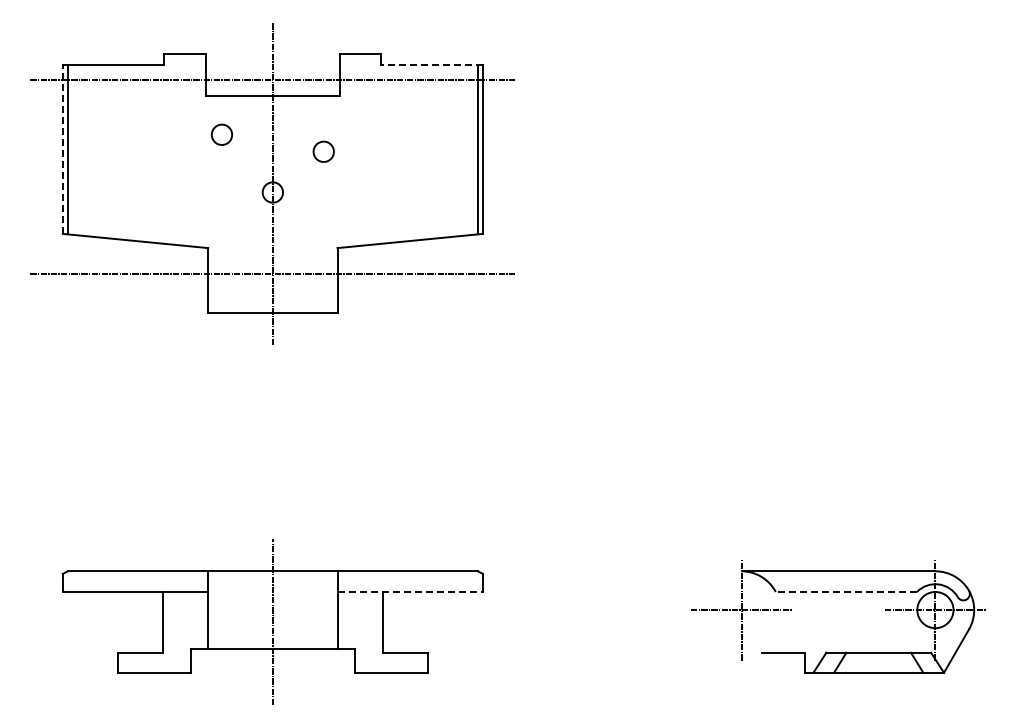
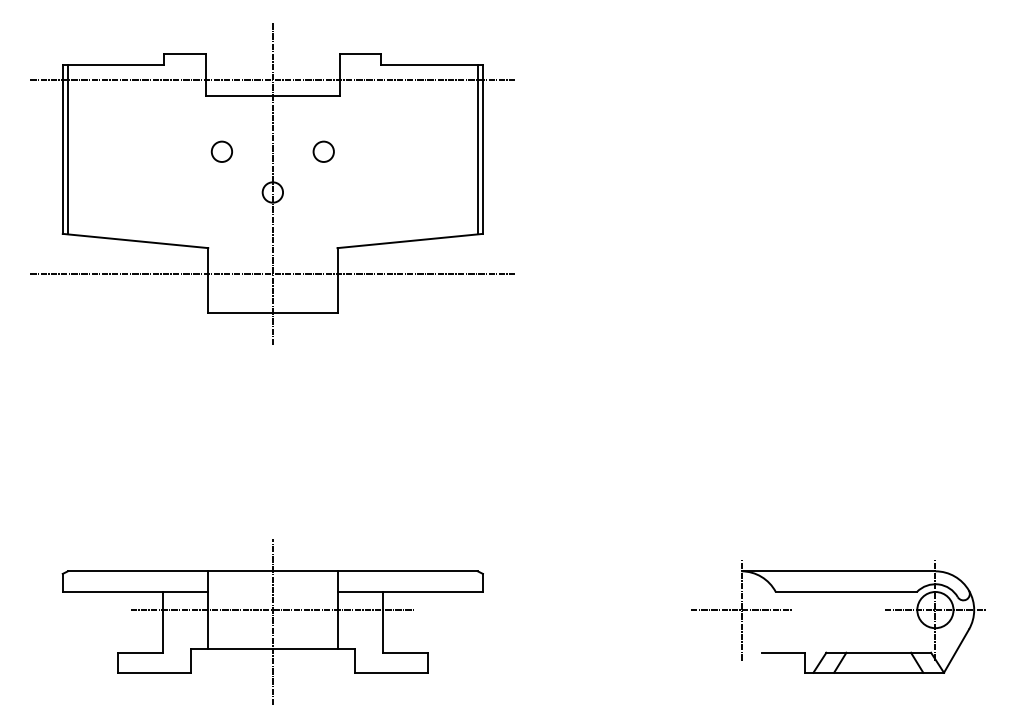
line: dashed -> solid (432, 64)
circle position: (221, 134) -> (221, 151) (221, 151)
line: dashed -> solid (62, 149)
line: dashed -> solid (410, 591)
line: dashed -> solid (846, 591)
line: none -> present (272, 610)
